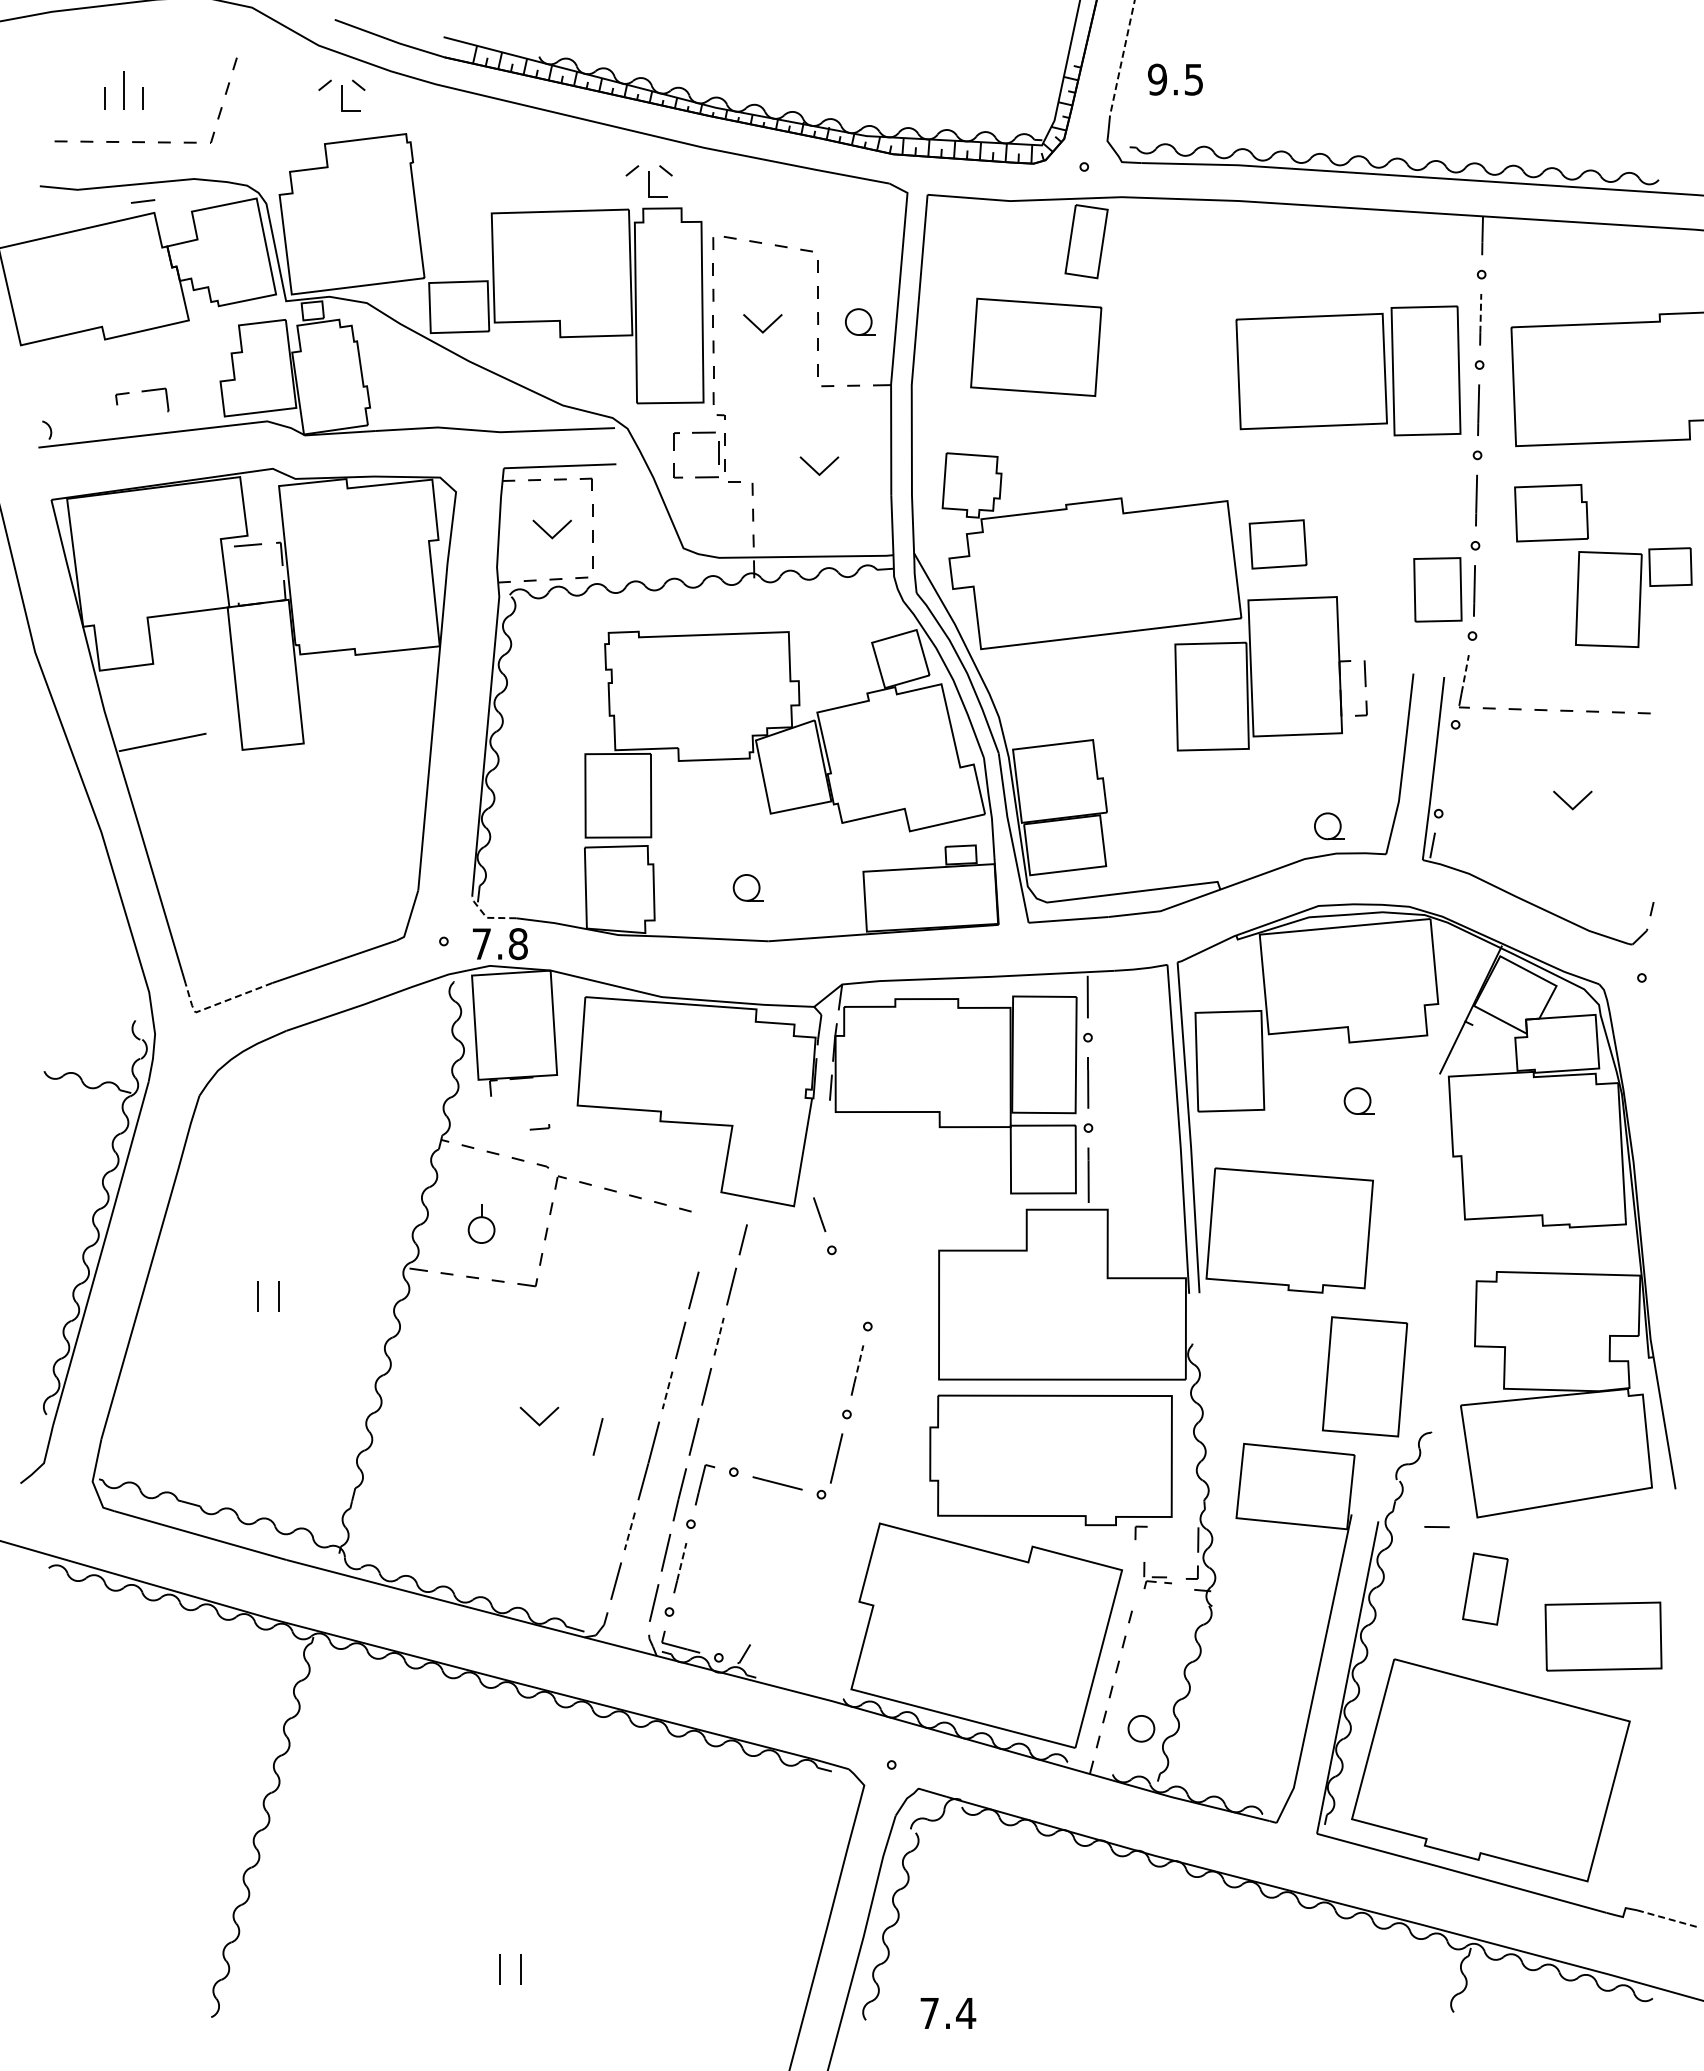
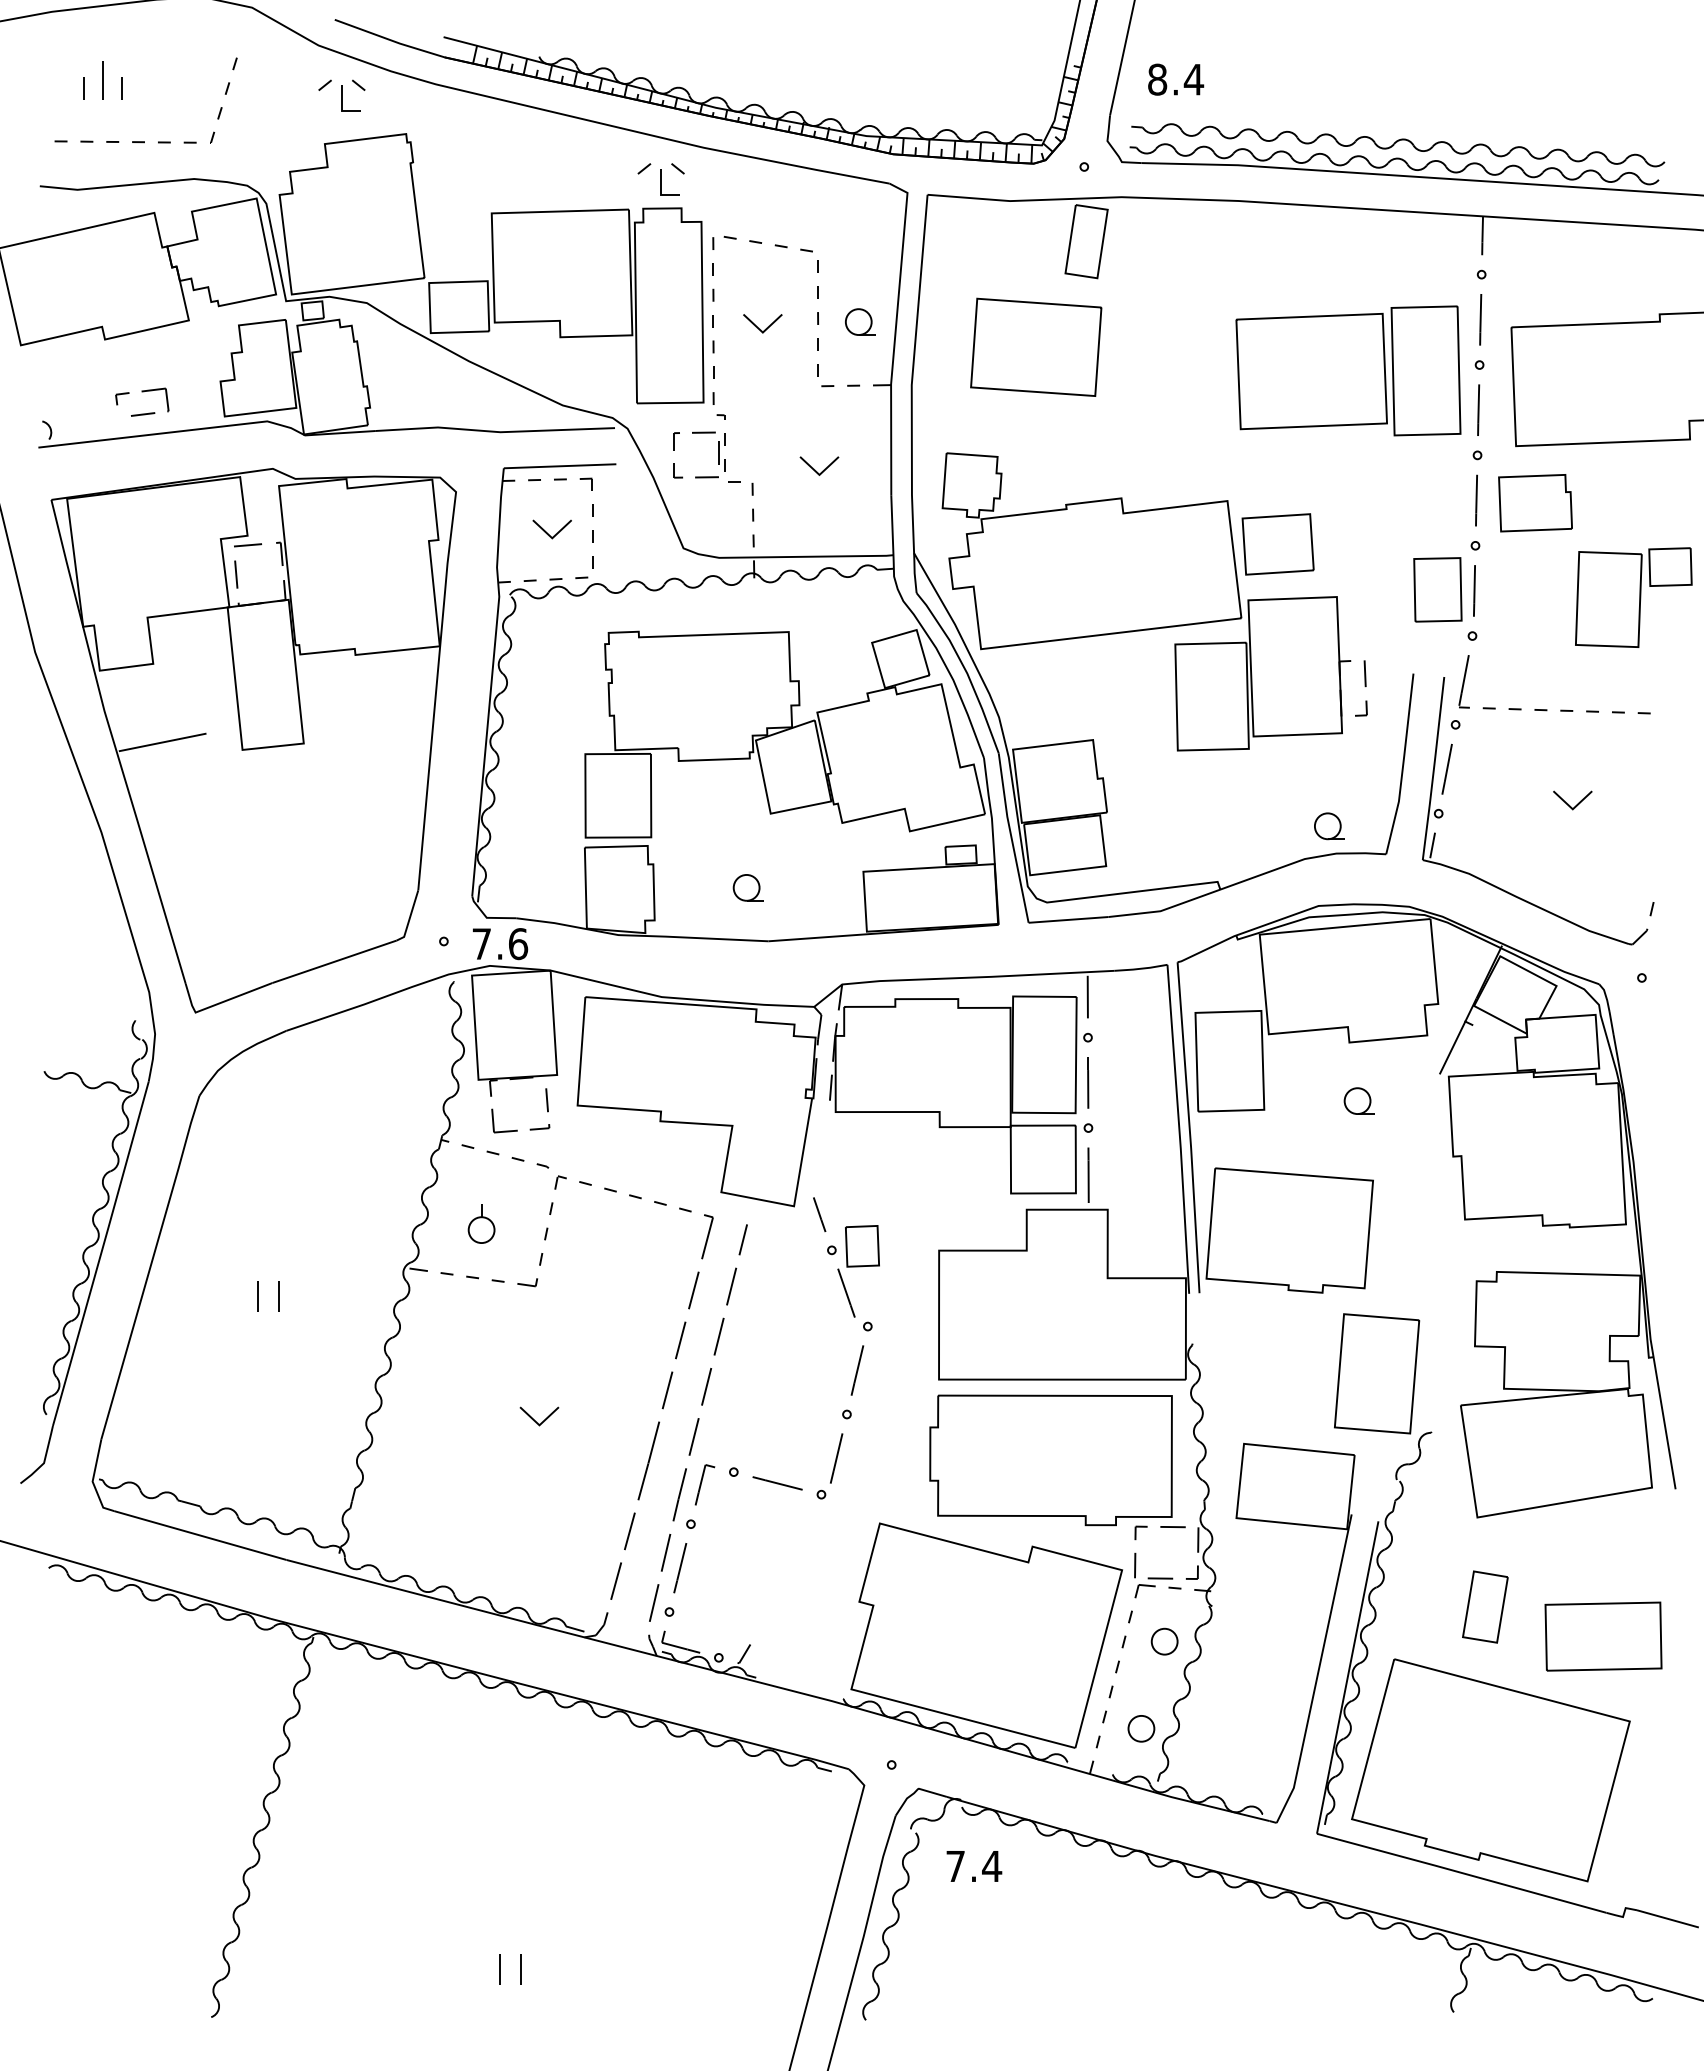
line: dashed -> solid (1122, 58)
text: 9.5 -> 8.4 (1176, 79)
part position: (123, 90) -> (102, 80) (102, 80)
part: none -> present (1398, 145)
part position: (648, 181) -> (660, 179) (660, 179)
line position: (143, 201) -> (143, 414) (143, 414)
line: dashed -> solid (1480, 312)
part position: (1551, 513) -> (1535, 503) (1535, 503)
part size: 60x51 px -> 74x63 px (1277, 544)
line: none -> present (236, 574)
line: dashed -> solid (1465, 673)
line: none -> present (1446, 768)
line: dashed -> solid (486, 917)
text: 7.8 -> 7.6 (518, 943)
line: dashed -> solid (218, 1003)
line: none -> present (546, 1100)
part: none -> present (504, 1130)
part: none -> present (707, 1236)
part: none -> present (858, 1271)
line: dashed -> solid (719, 1336)
line: dashed -> solid (859, 1363)
part position: (1365, 1376) -> (1377, 1373) (1377, 1373)
line: dashed -> solid (667, 1390)
line: present -> none (597, 1436)
line position: (1436, 1527) -> (1172, 1527) (1172, 1527)
line: dashed -> solid (629, 1531)
line: dashed -> solid (681, 1561)
part size: 29x28 px -> 48x47 px (1157, 1575)
part position: (1485, 1588) -> (1485, 1606) (1485, 1606)
part: none -> present (1164, 1641)
line: dashed -> solid (1668, 1919)
text position: (948, 2013) -> (974, 1866) (974, 1866)
